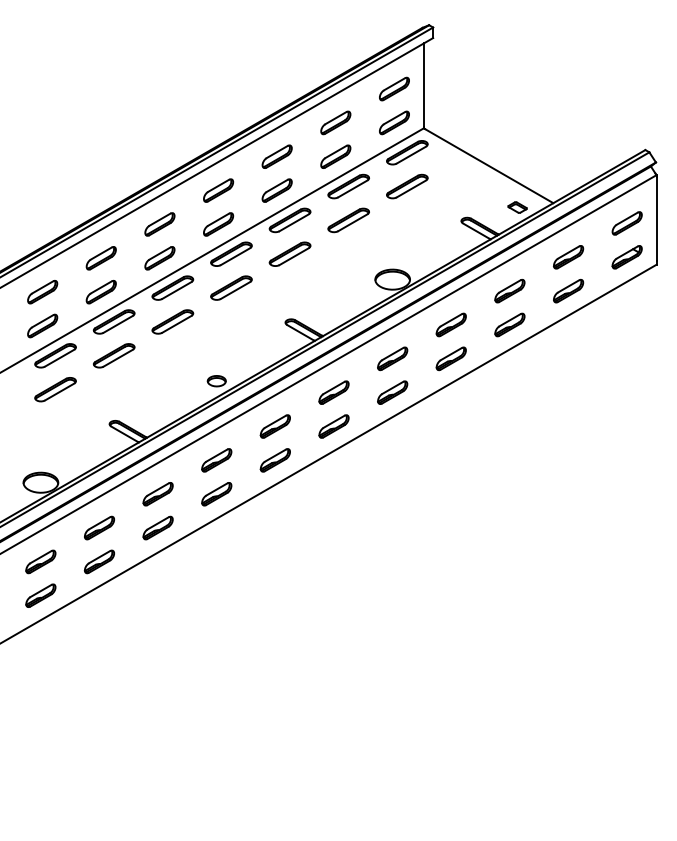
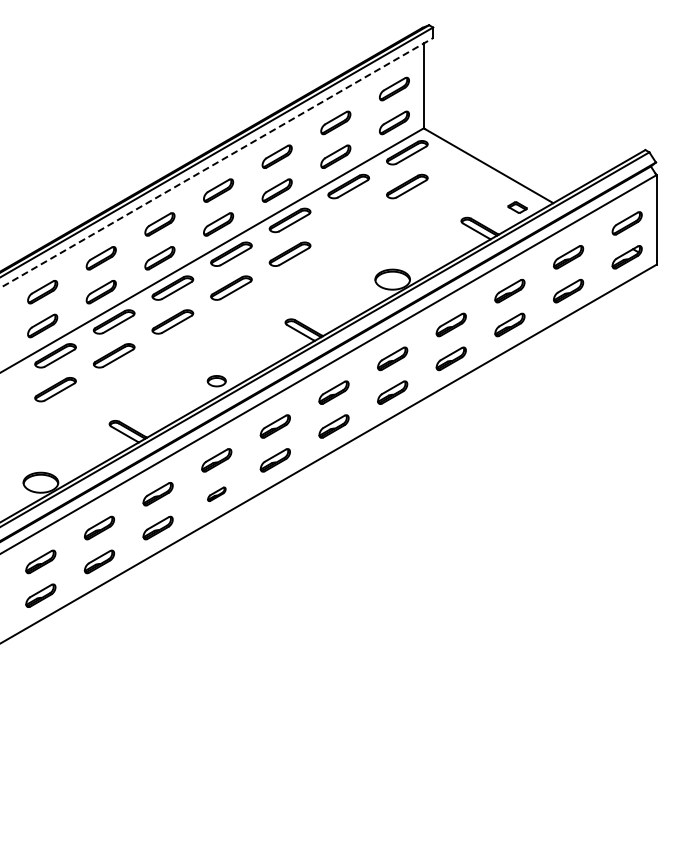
line: solid -> dashed (216, 163)
part: present -> none (348, 220)
part size: 32x25 px -> 20x16 px (216, 493)
